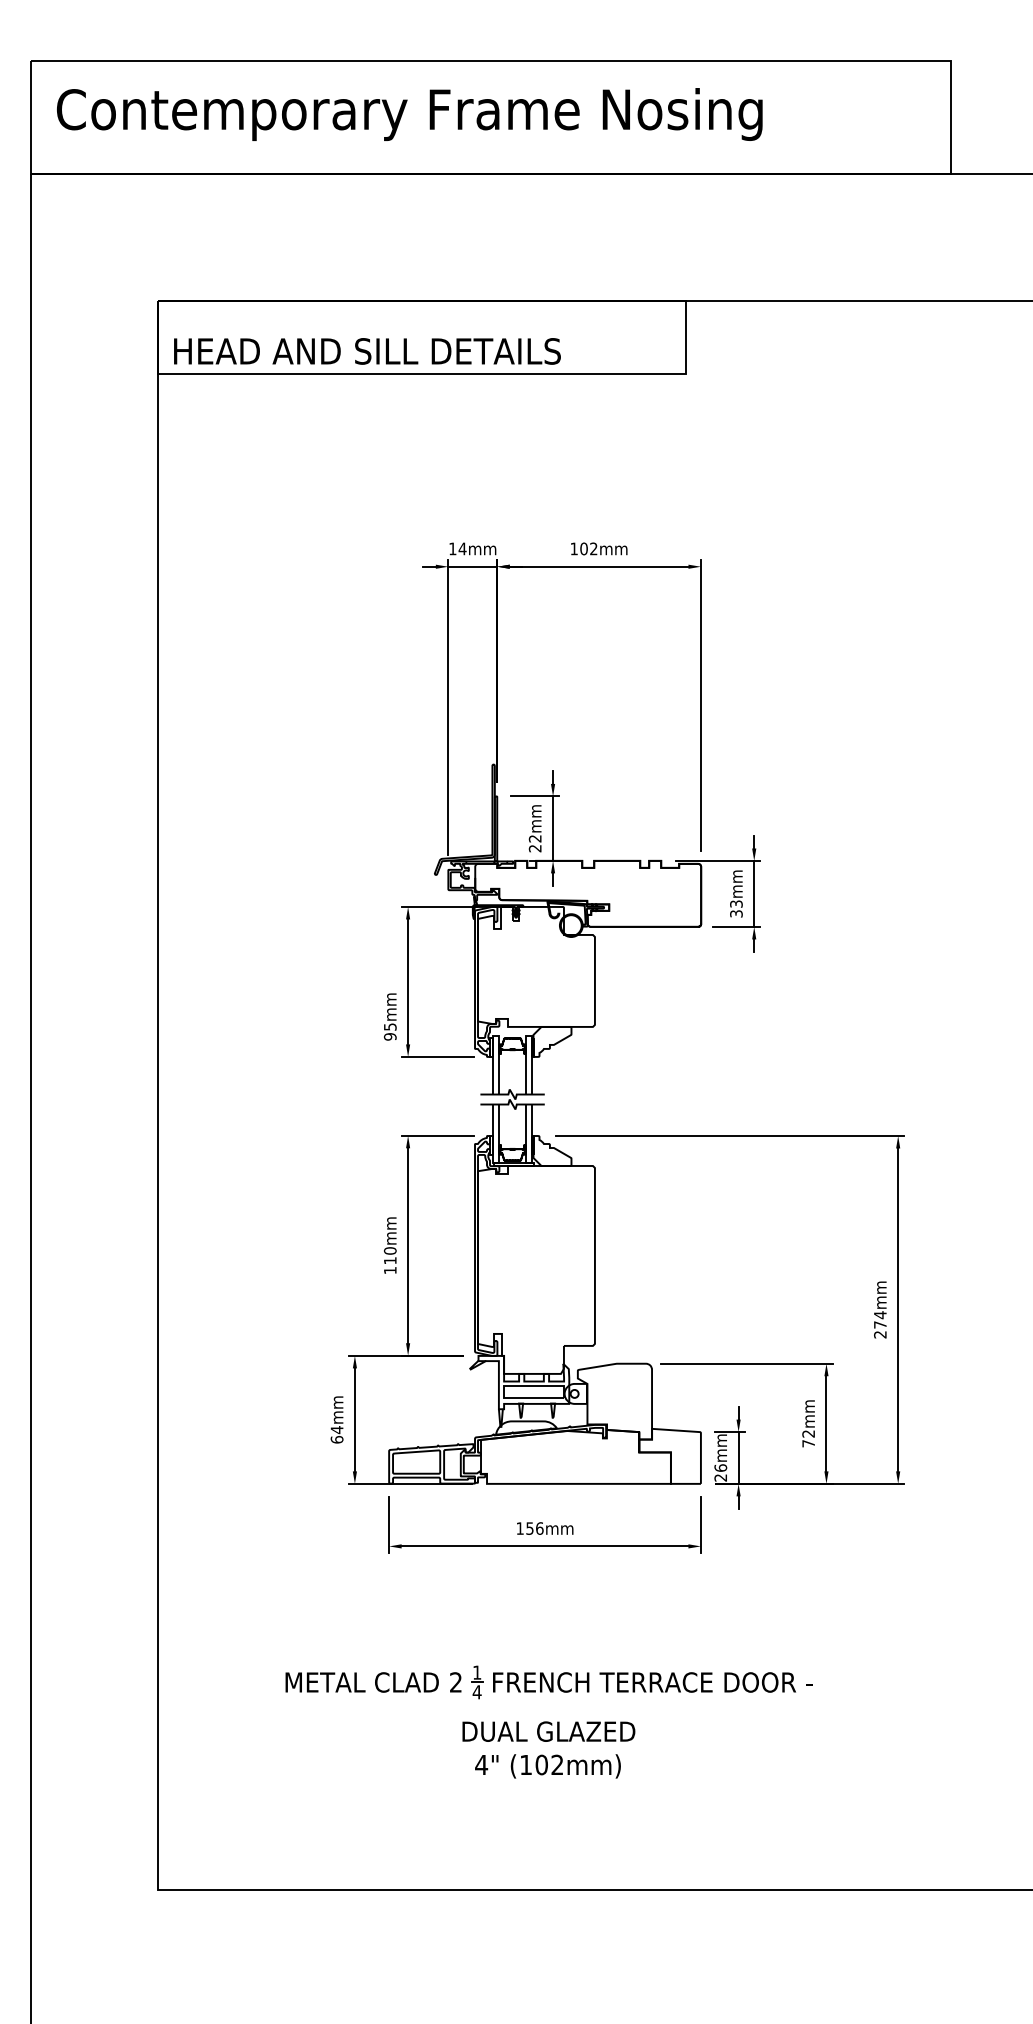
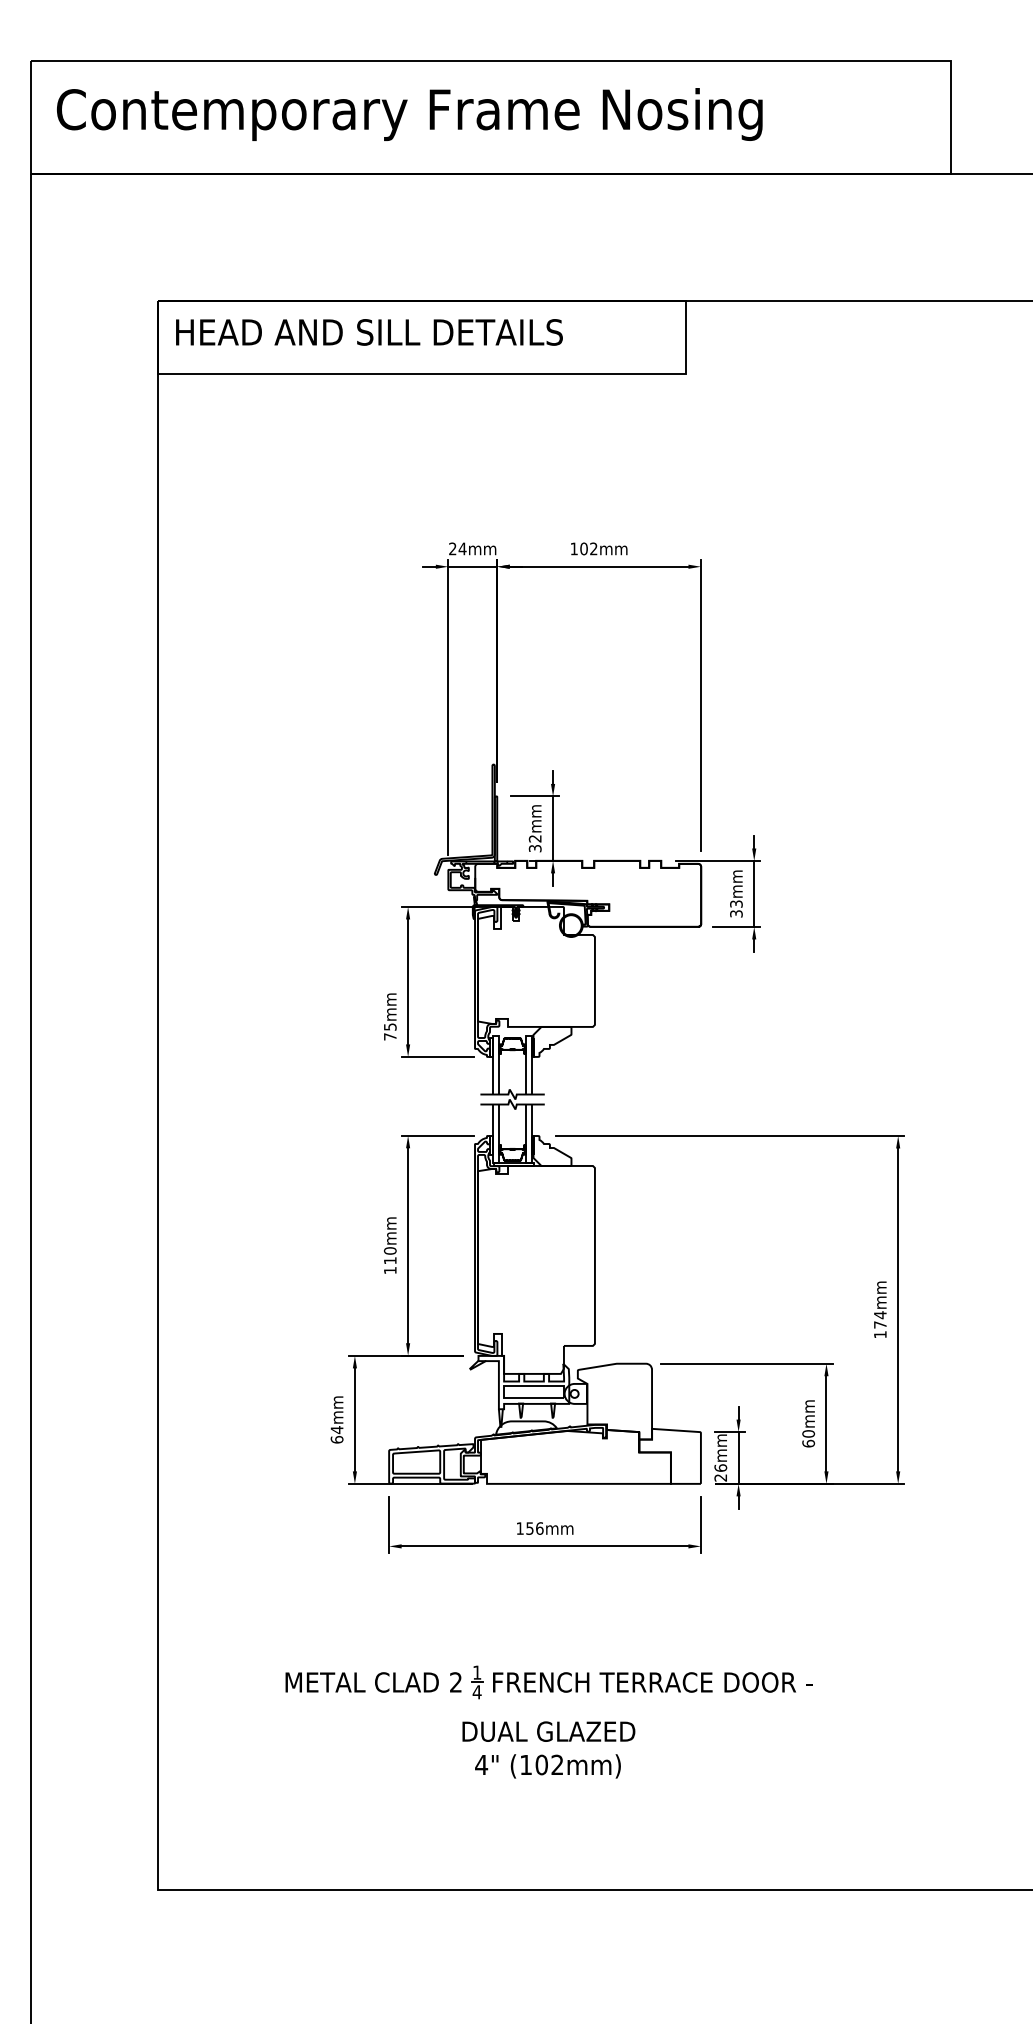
text position: (367, 351) -> (369, 332) (369, 332)
text: 14mm -> 24mm (452, 548)
text: 22mm -> 32mm (535, 848)
text: 95mm -> 75mm (389, 1036)
text: 274mm -> 174mm (880, 1334)
text: 72mm -> 60mm (808, 1438)
